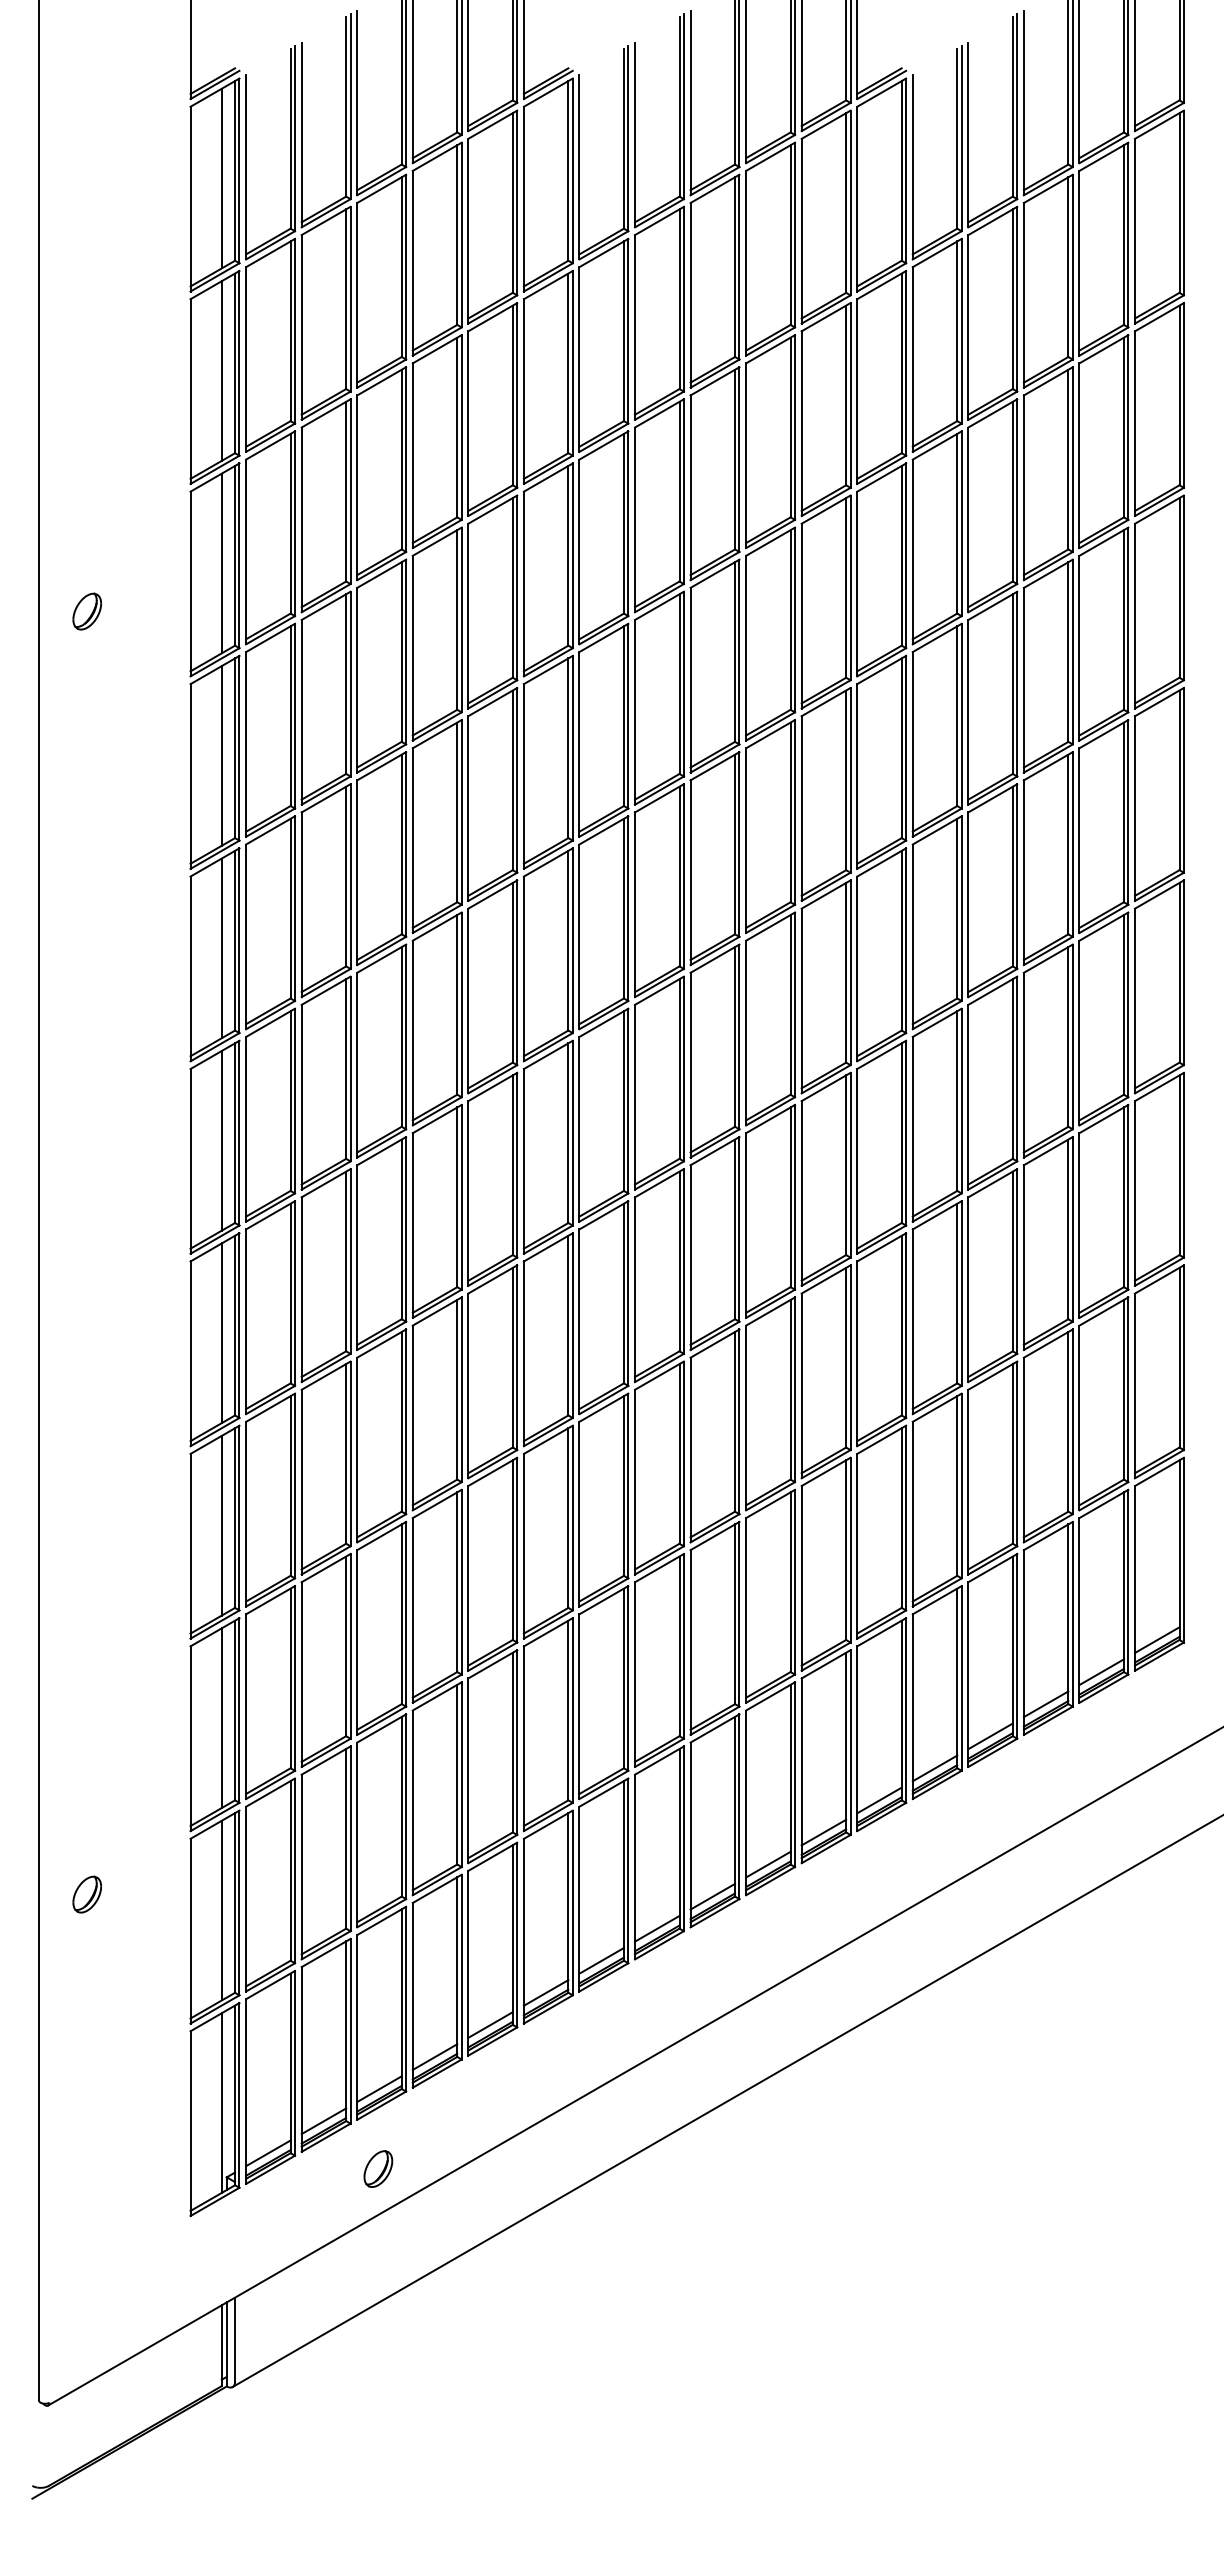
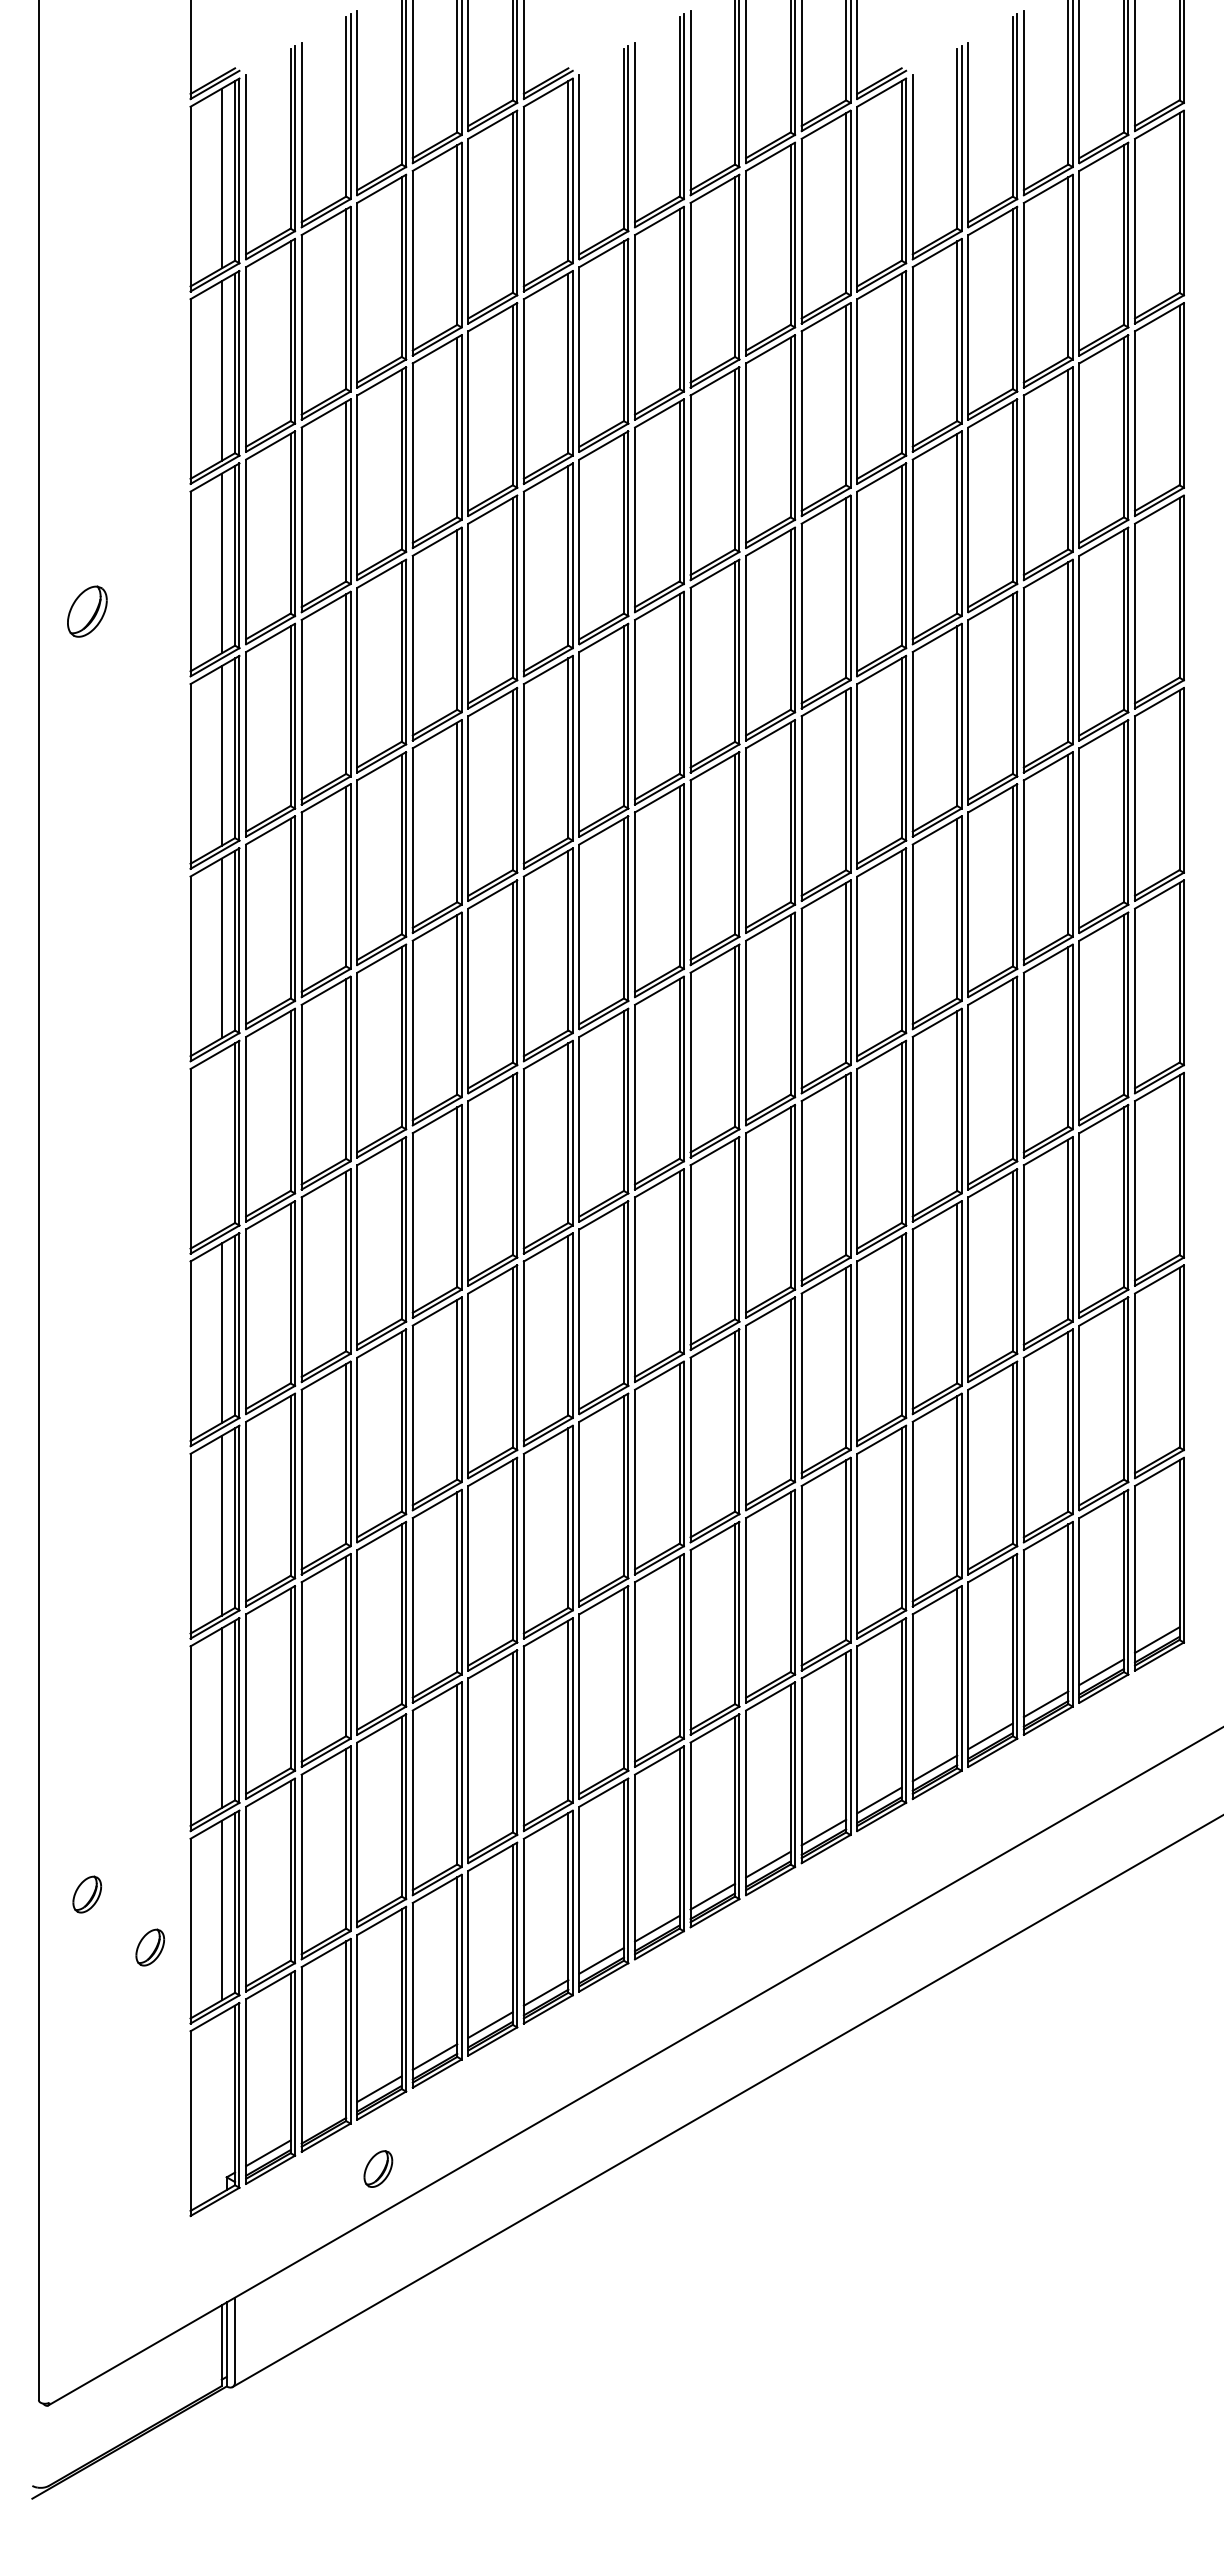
part size: 30x39 px -> 41x53 px (87, 611)
line: present -> none (221, 1140)
part: none -> present (149, 1947)
line: present -> none (221, 2102)
line: present -> none (323, 2121)
